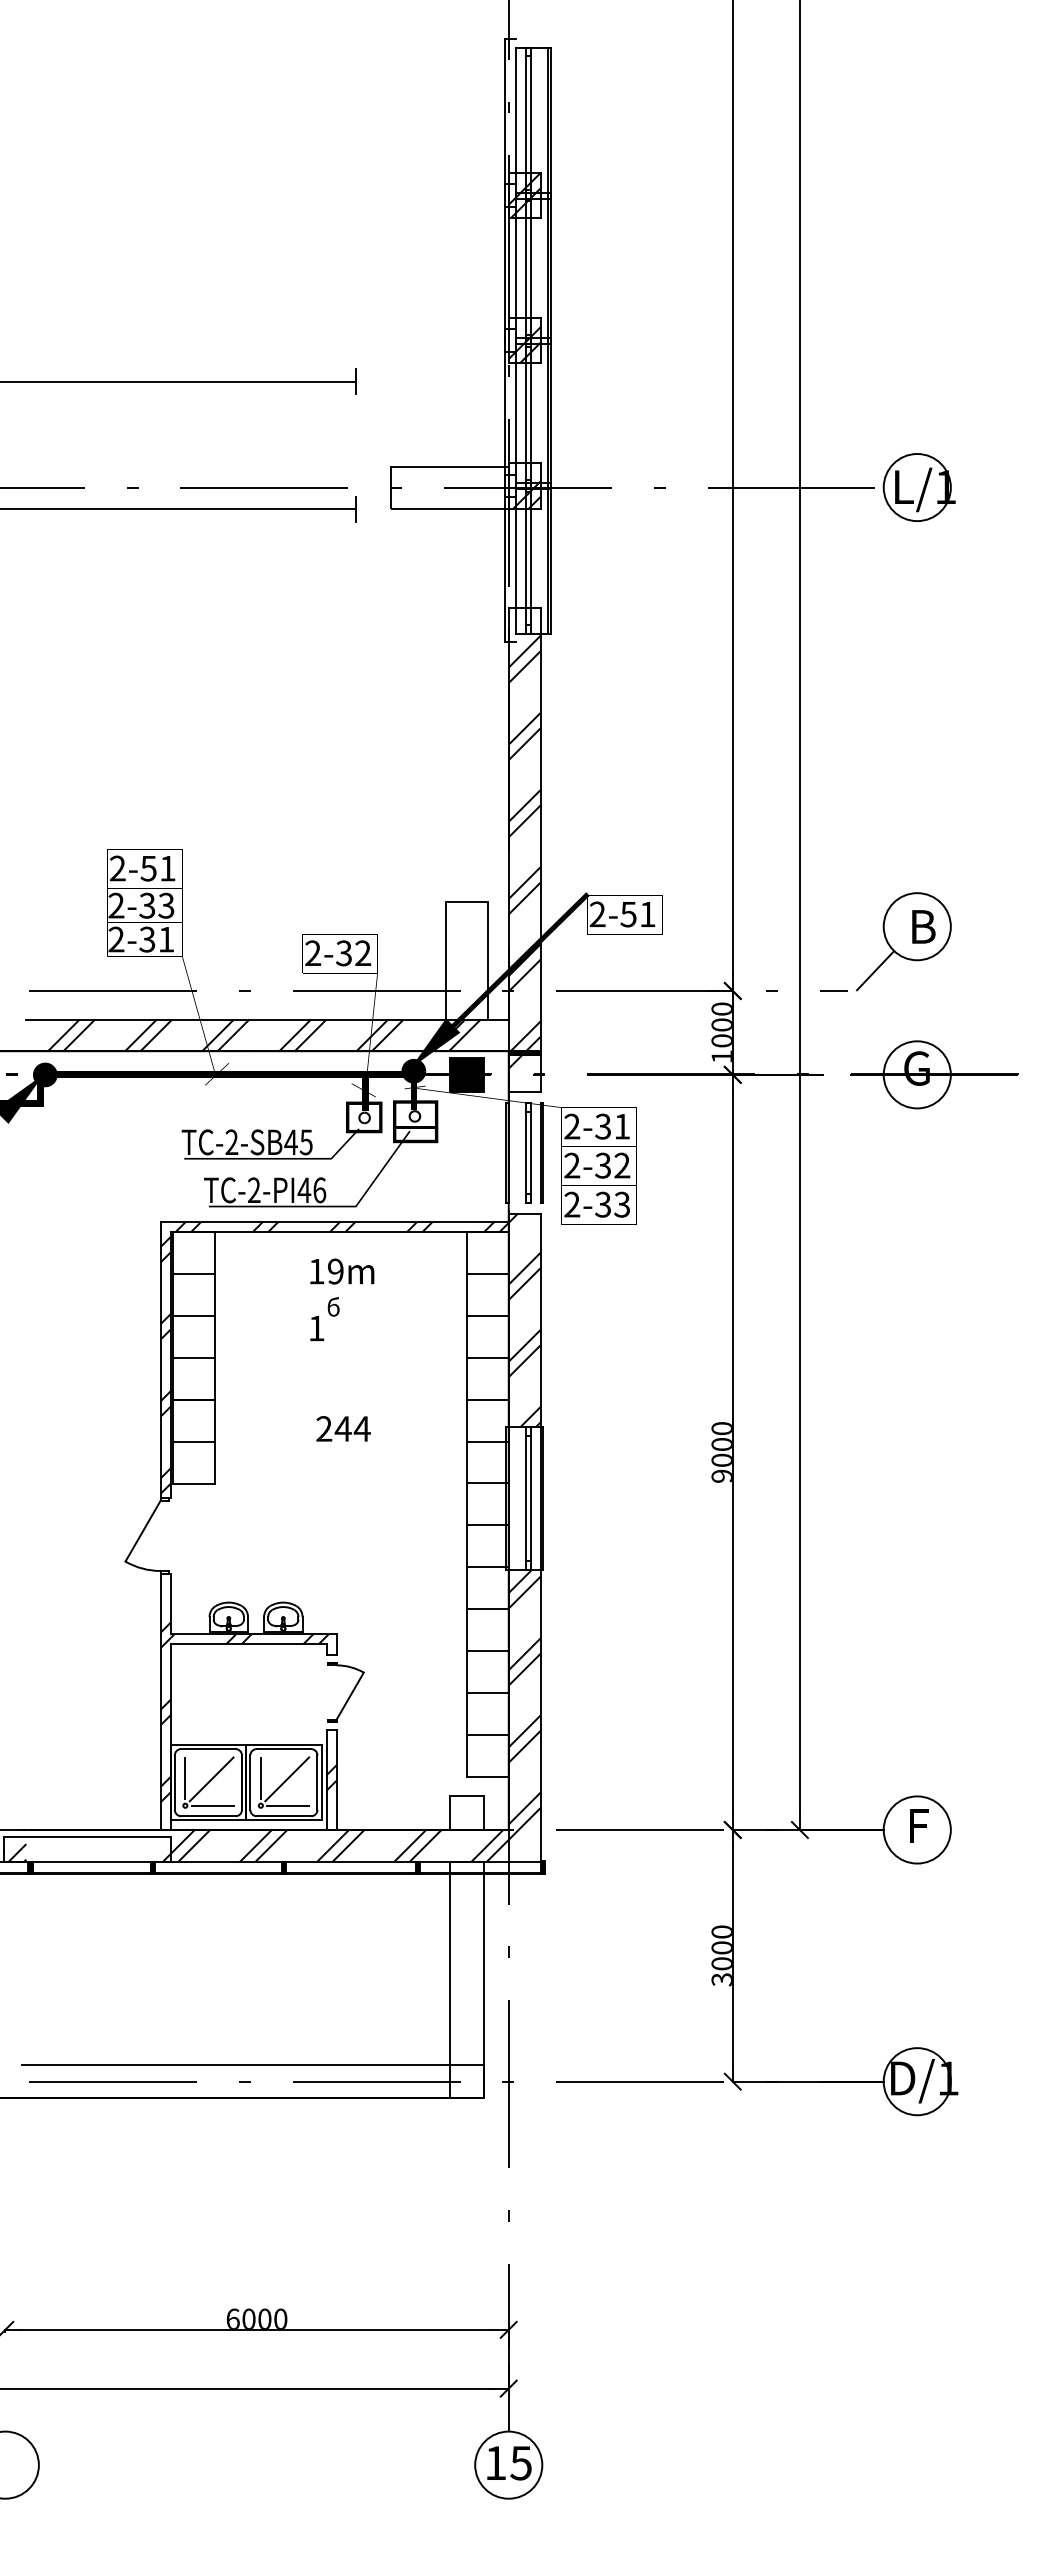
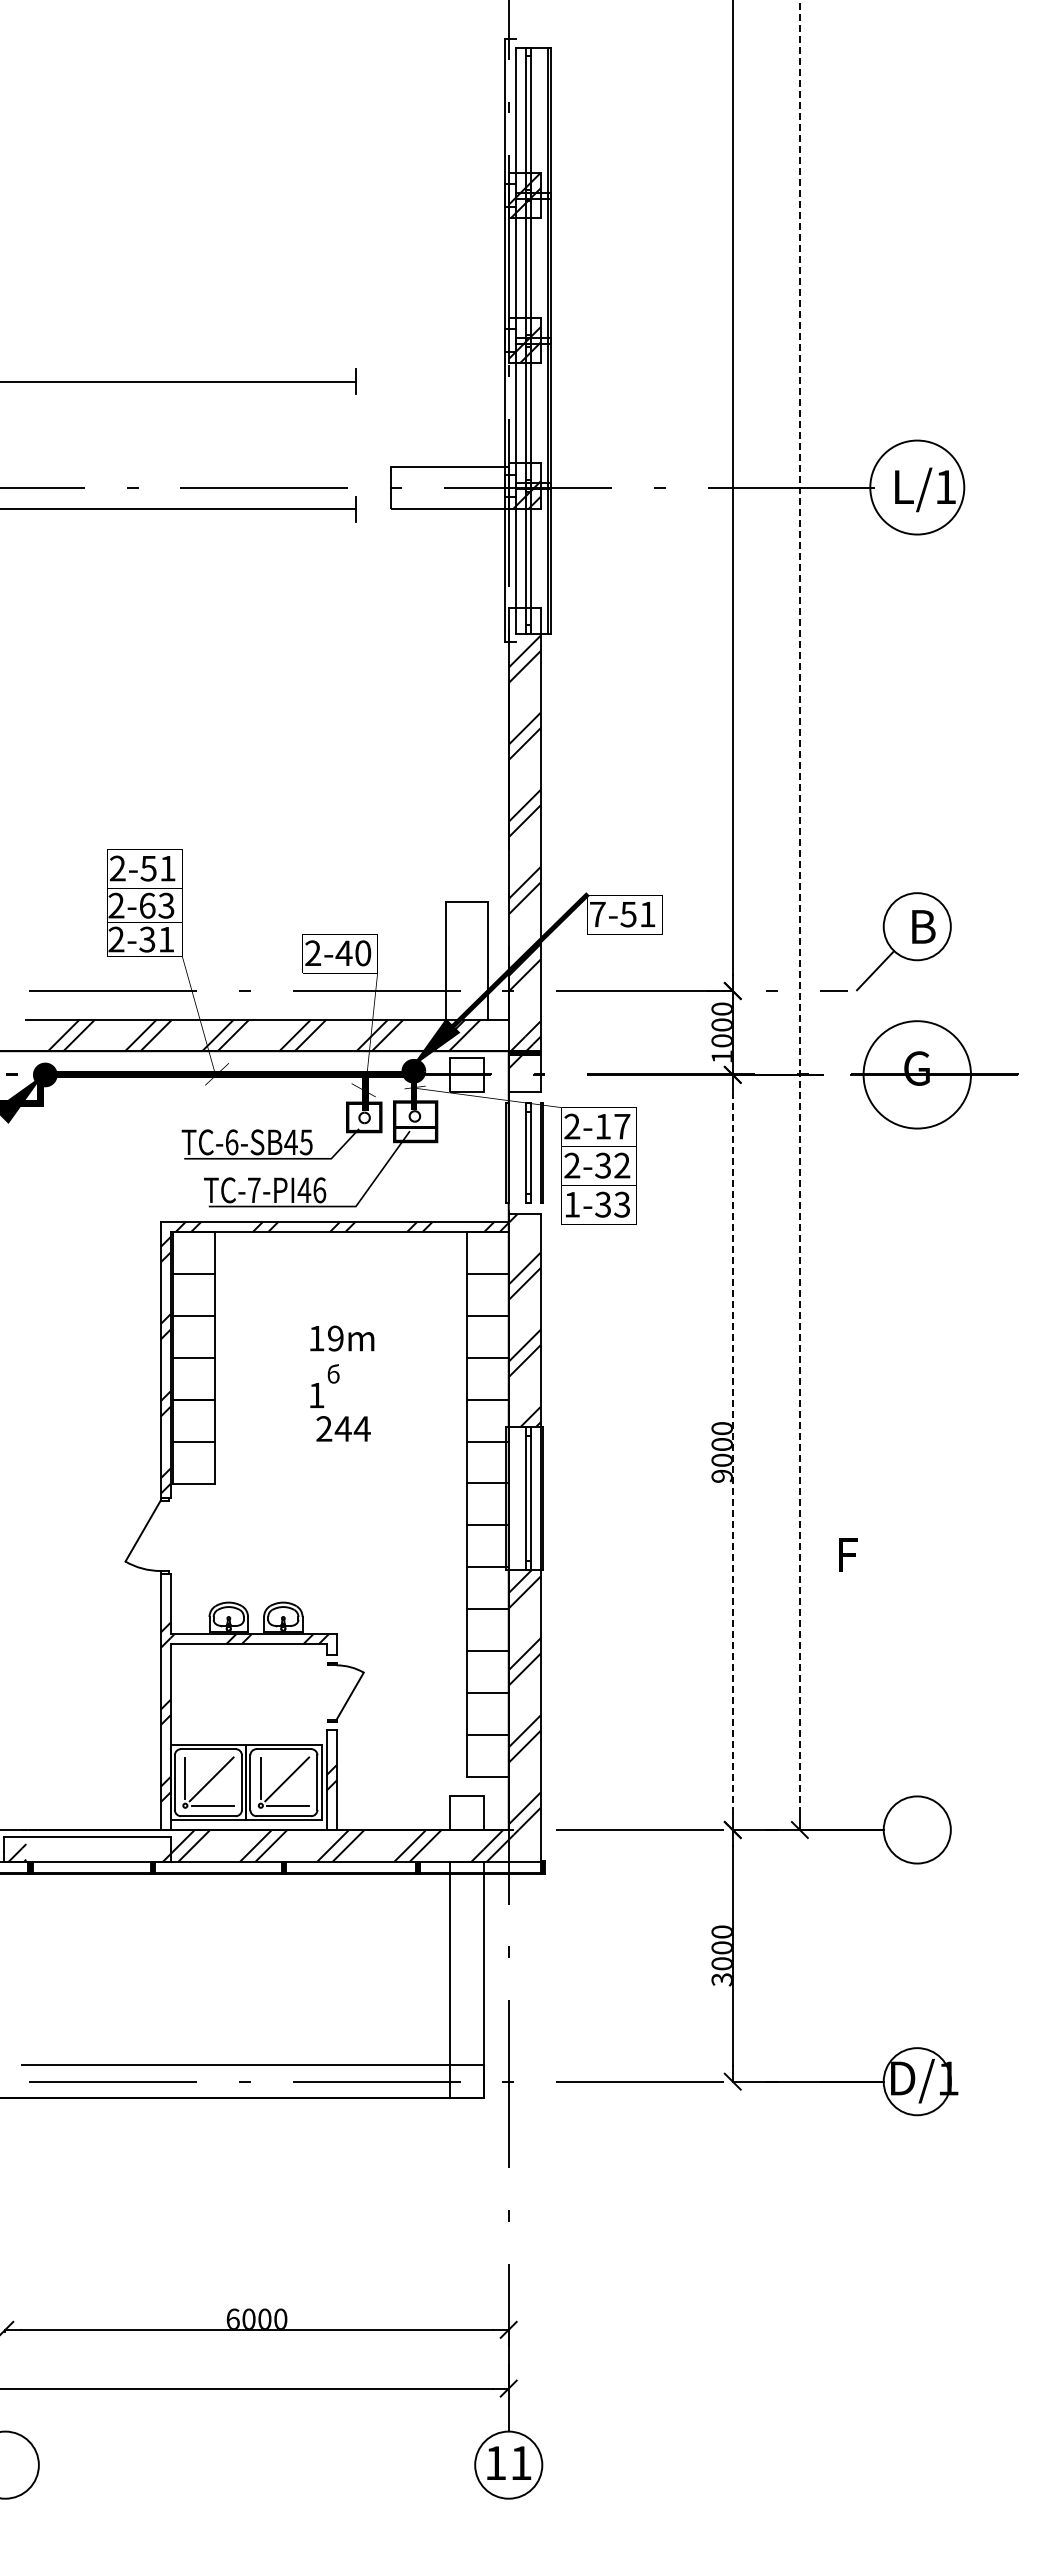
circle diameter: 67 px -> 94 px (917, 487)
text: 2-33 -> 2-63 (147, 905)
line: solid -> dashed (799, 907)
text: 2-51 -> 7-51 (597, 914)
text: 2-32 -> 2-40 (353, 953)
fill: present -> none (466, 1074)
circle diameter: 67 px -> 107 px (916, 1074)
text: 2-31 -> 2-17 (612, 1126)
text: -2-SB45 -> -6-SB45 (231, 1142)
text: -2-PI46 -> -7-PI46 (254, 1189)
text: 2-33 -> 1-33 (572, 1204)
text position: (342, 1299) -> (342, 1366) (342, 1366)
line: solid -> dashed (732, 1452)
text position: (919, 1825) -> (848, 1554) (848, 1554)
text: 15 -> 11 (520, 2463)
